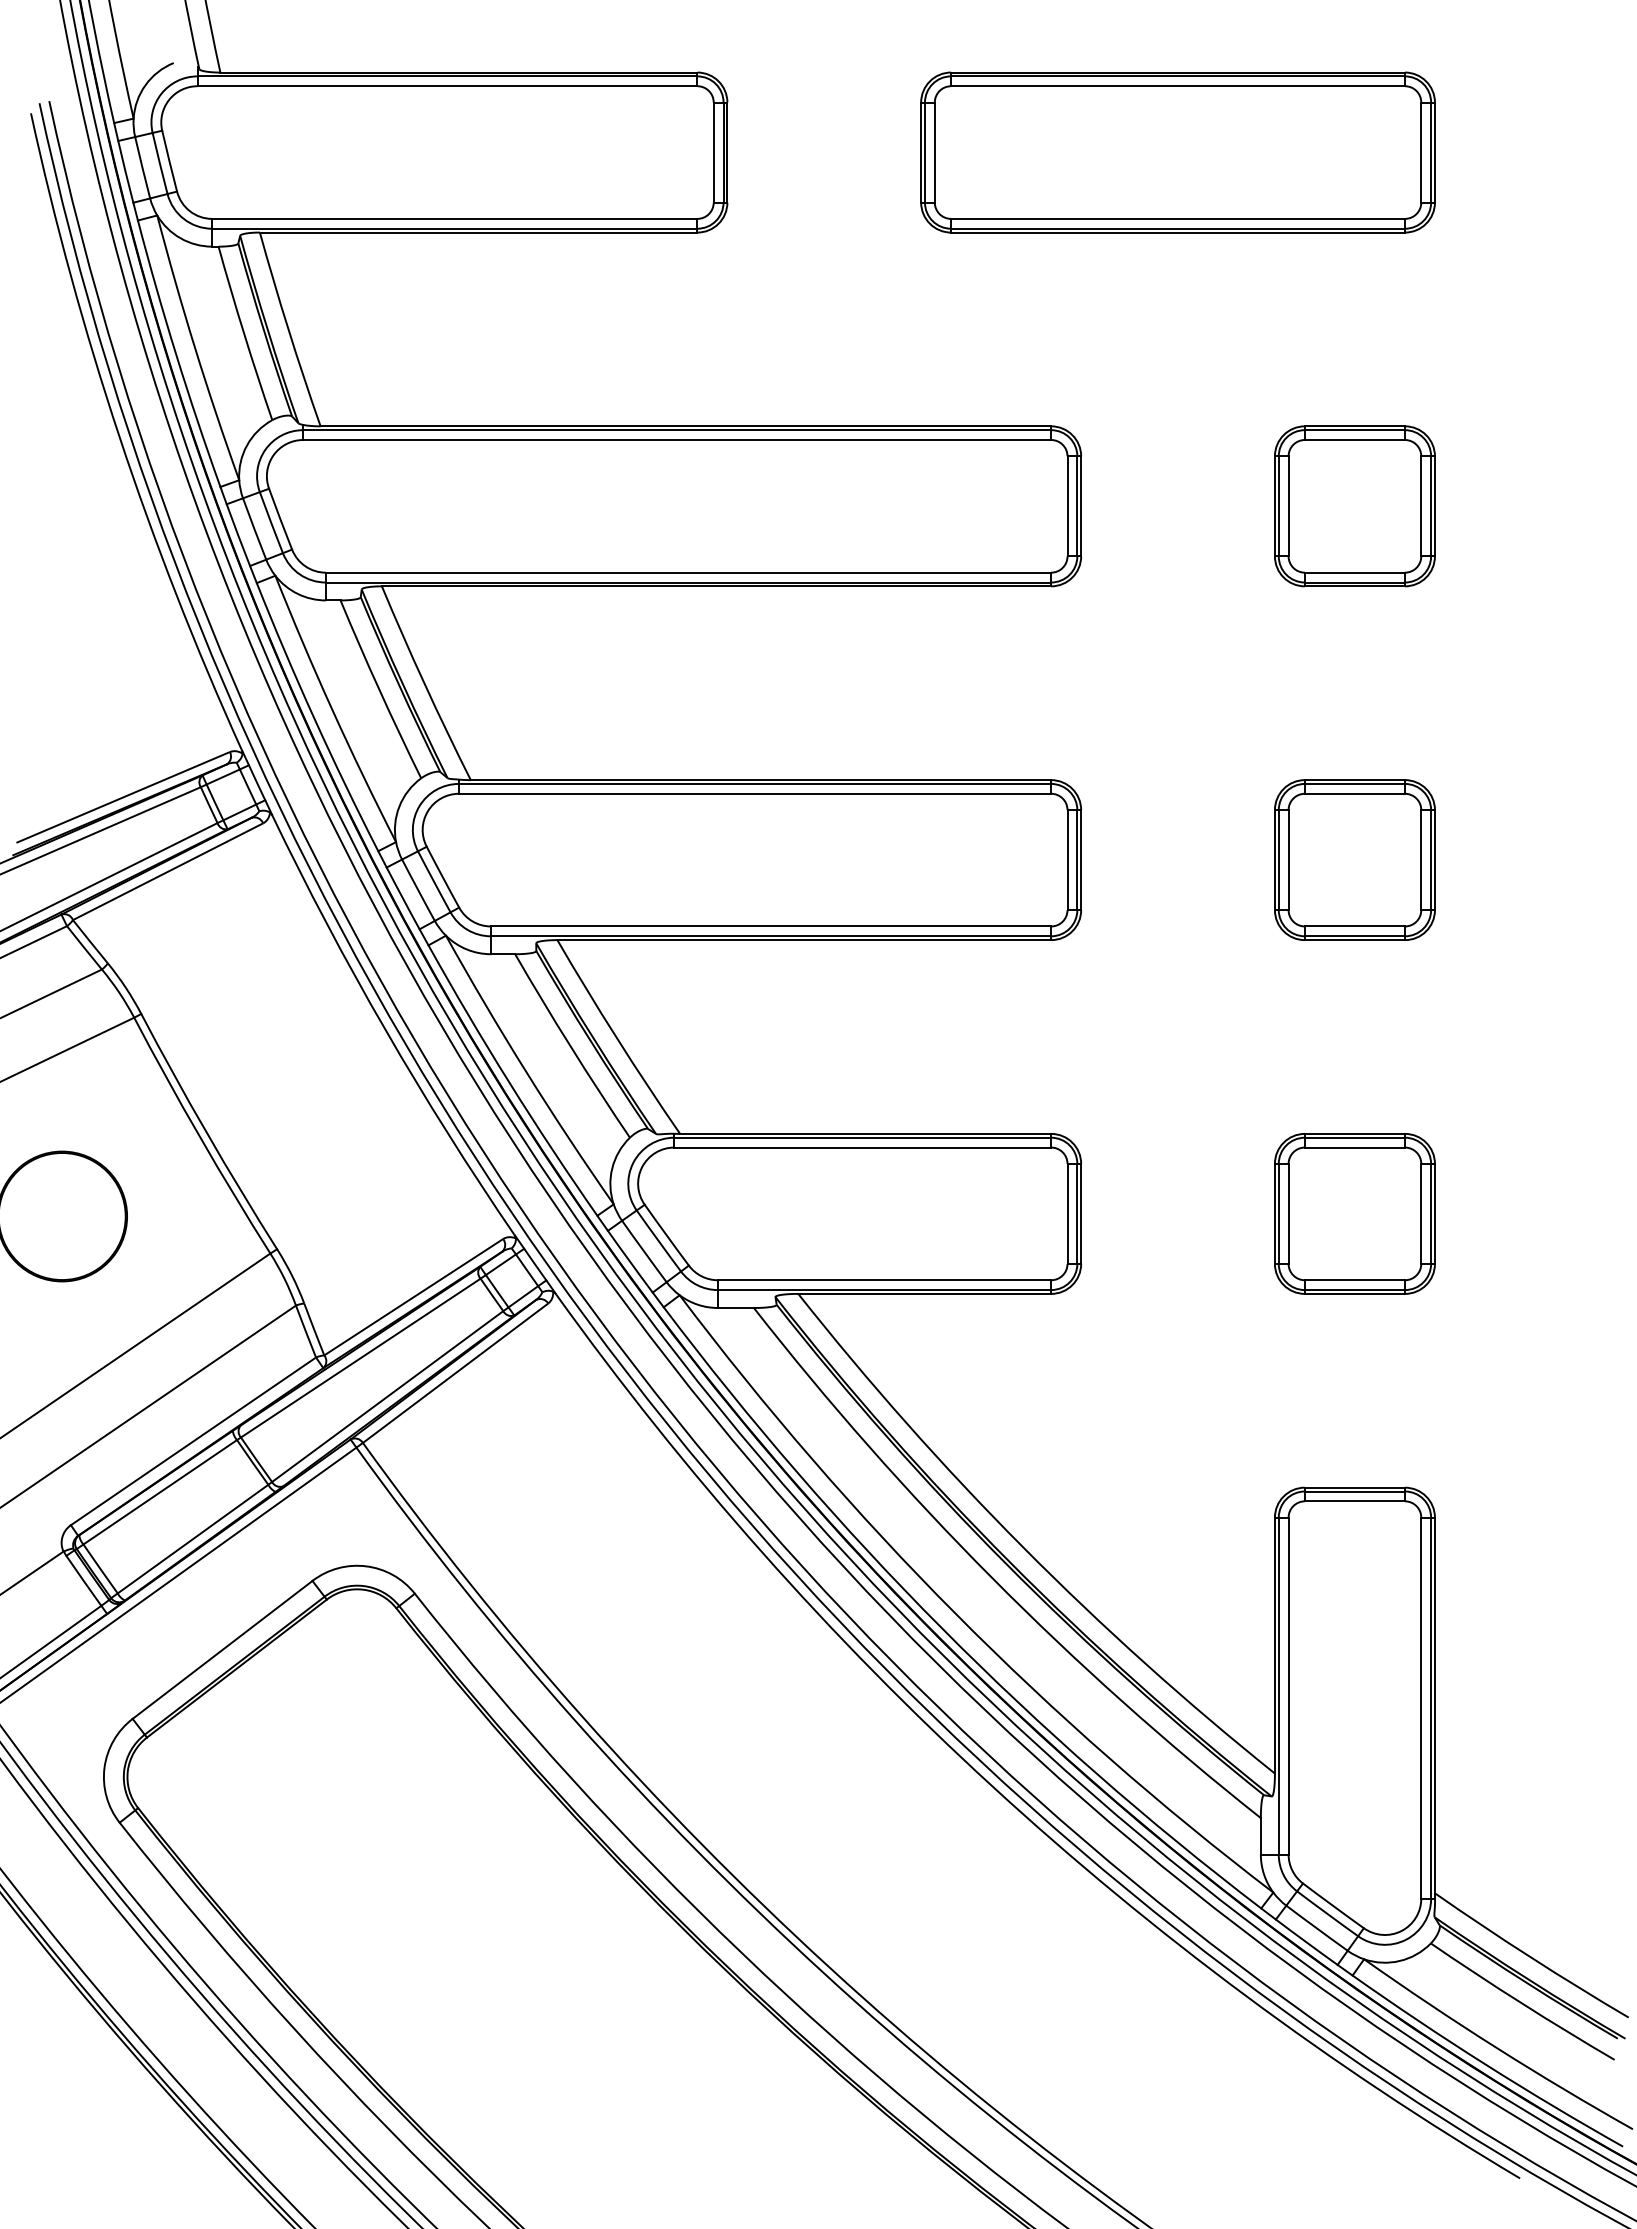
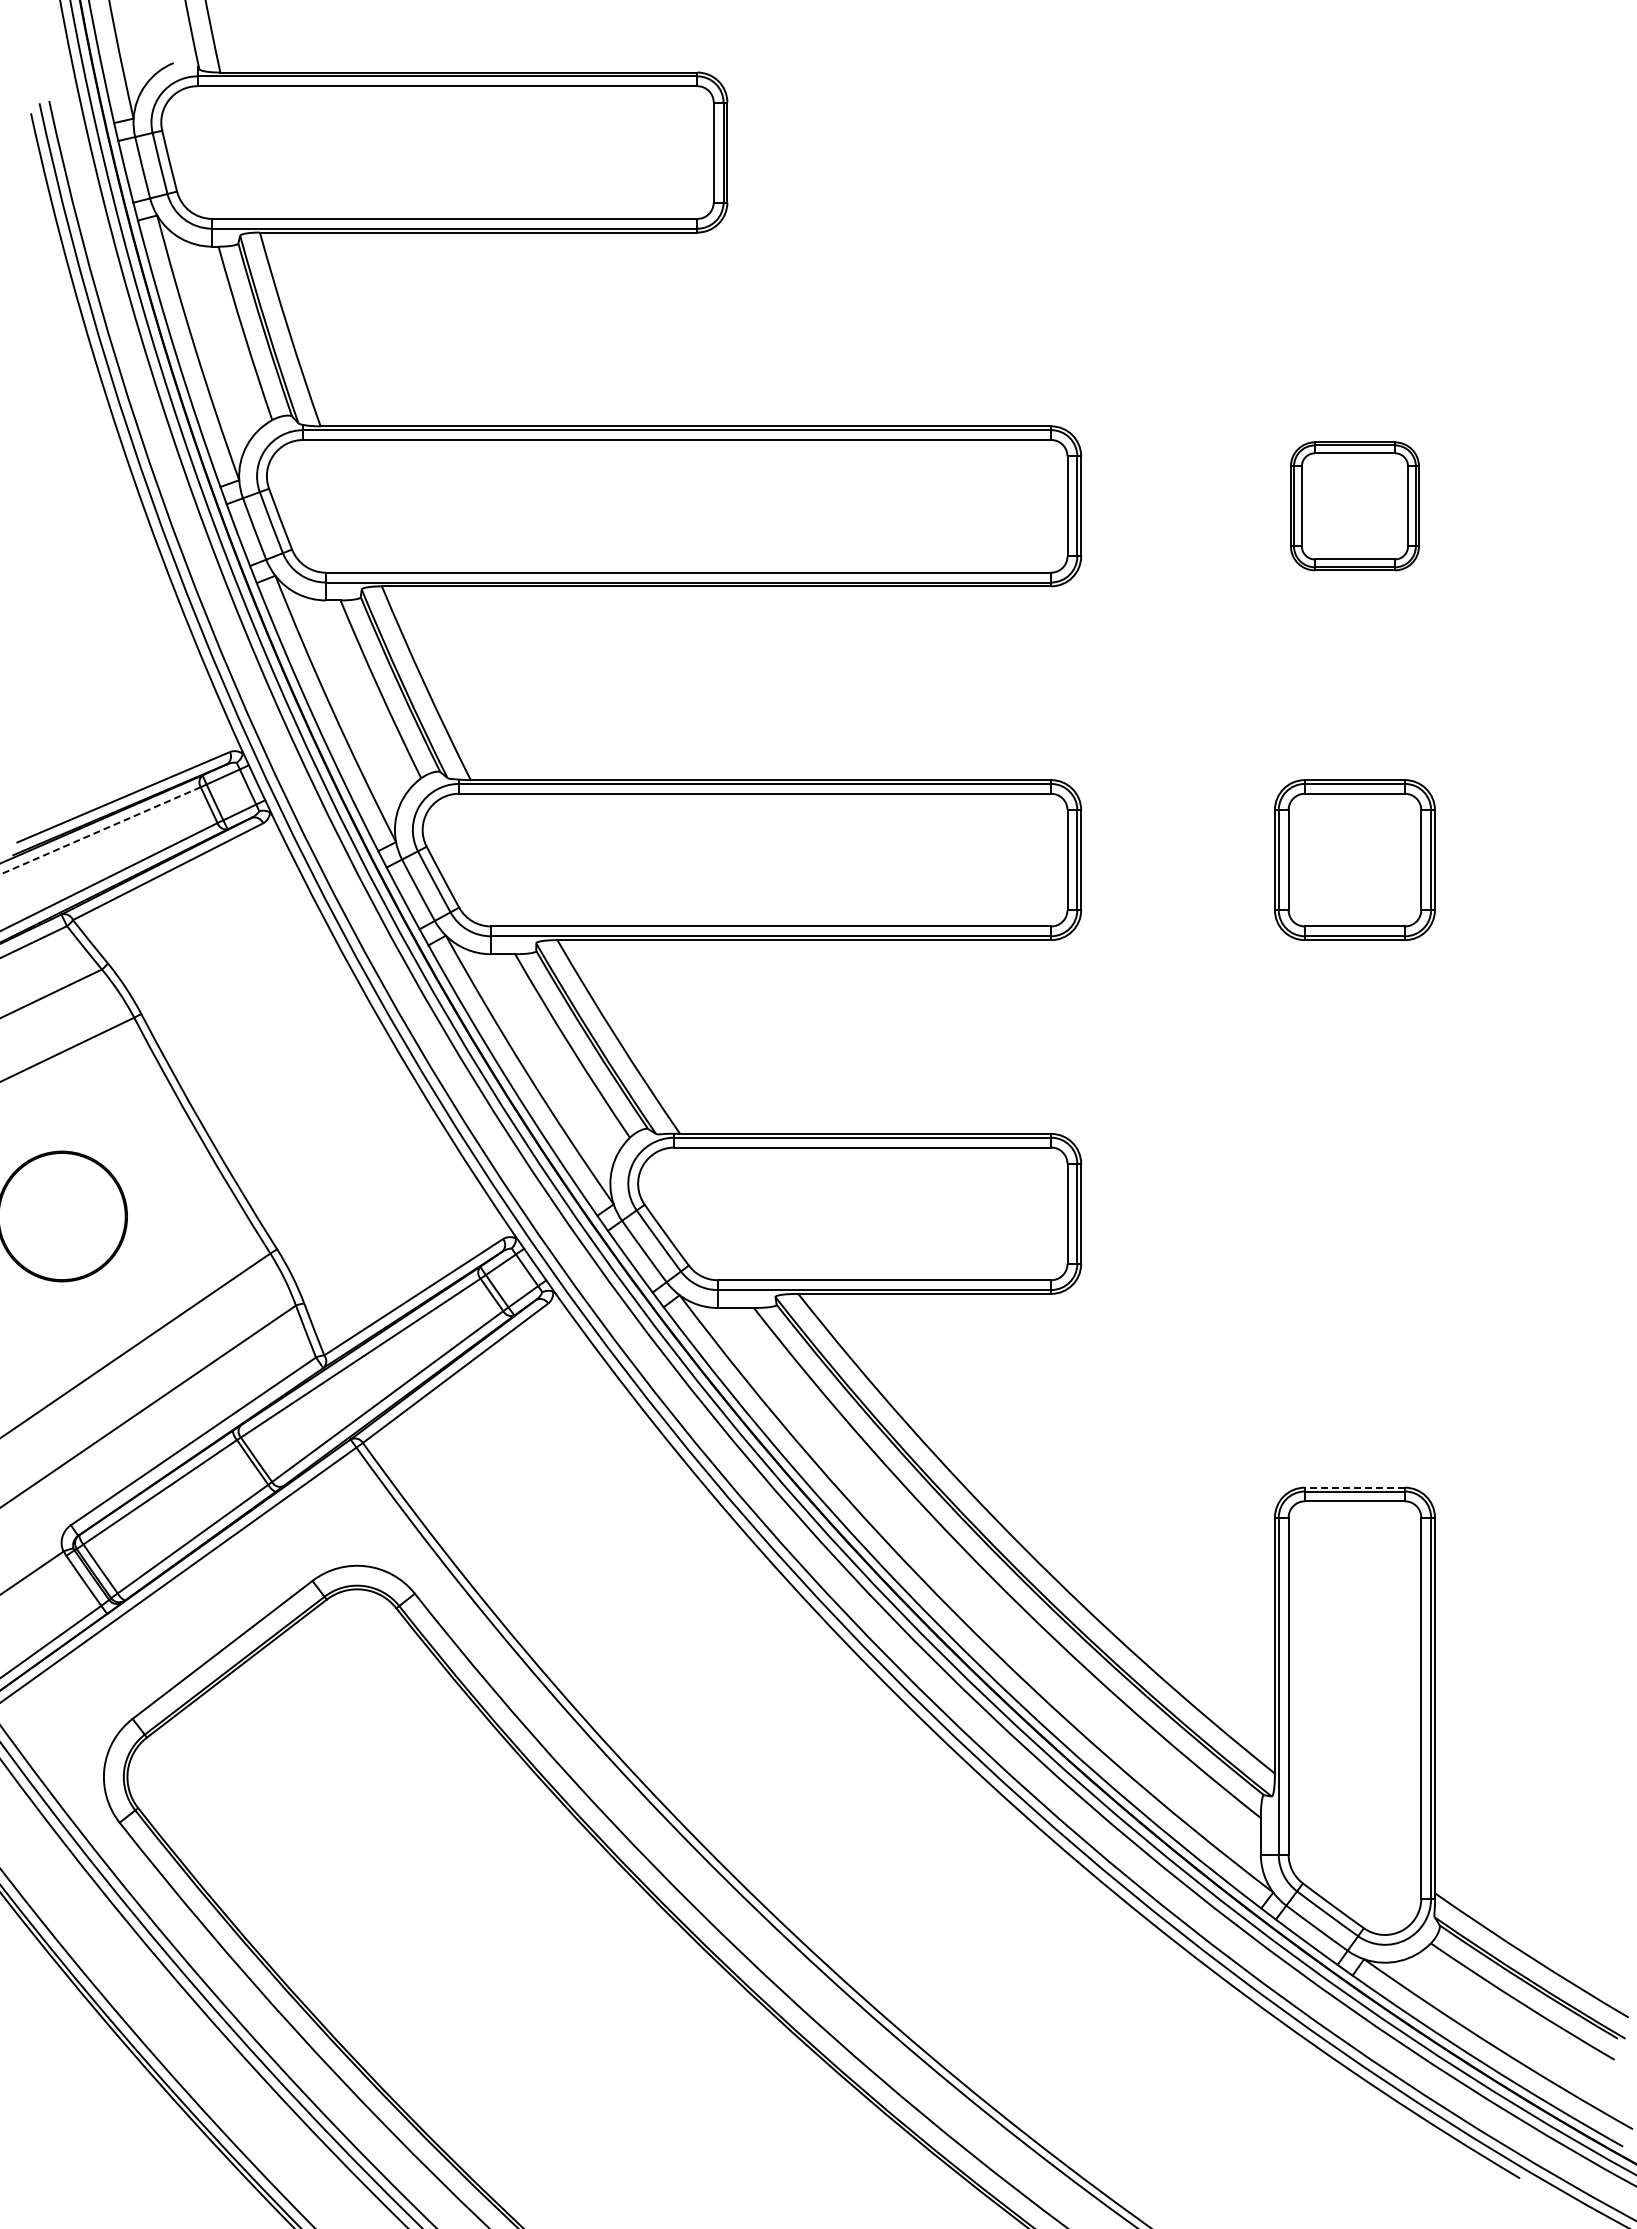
part: present -> none (1177, 152)
part size: 162x163 px -> 130x131 px (1354, 506)
line: solid -> dashed (102, 830)
part: present -> none (1354, 1213)
line: solid -> dashed (1354, 1487)
